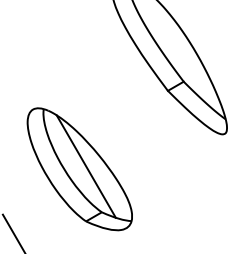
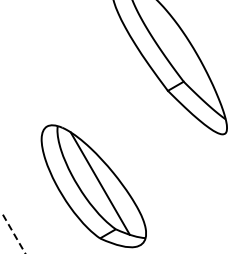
part position: (79, 169) -> (93, 186) (93, 186)
line: solid -> dashed (14, 234)
